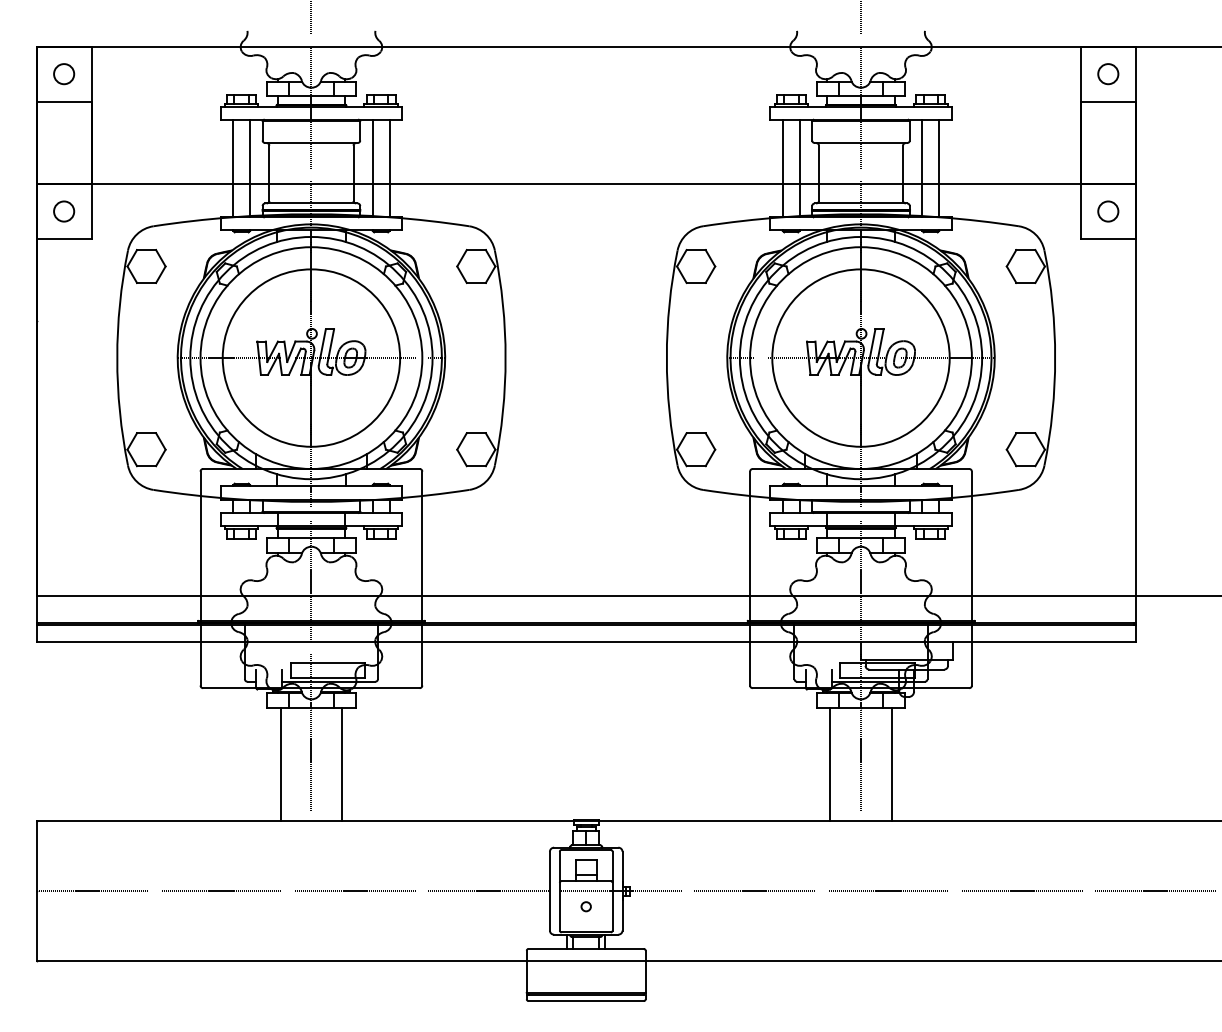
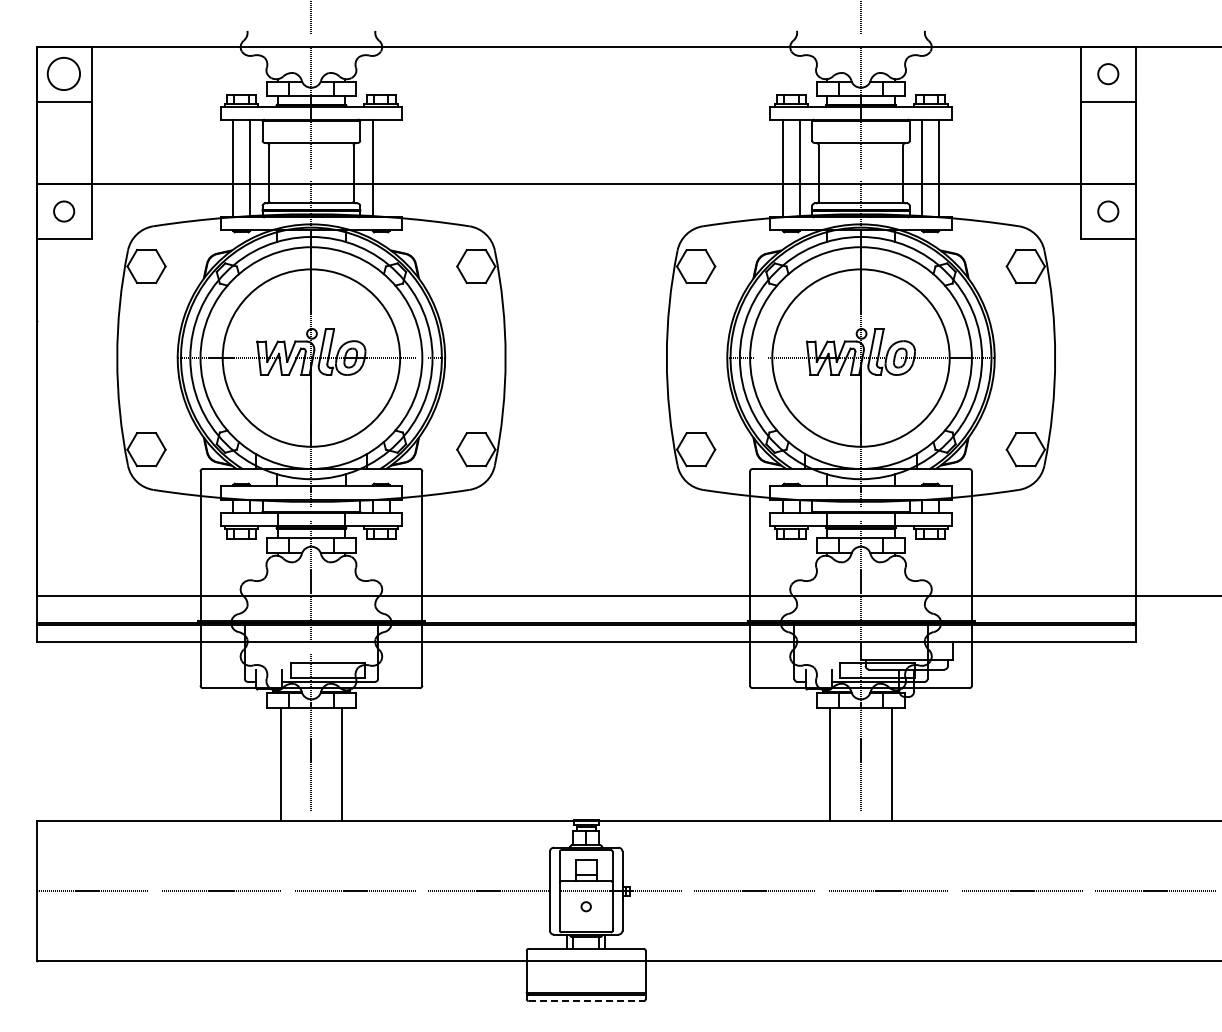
circle size: 23x23 px -> 35x34 px (63, 73)
line: present -> none (389, 168)
line: solid -> dashed (586, 1001)
